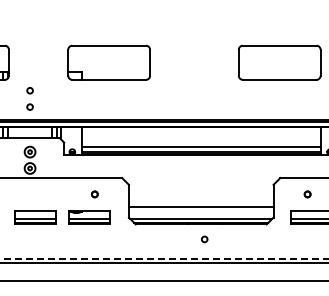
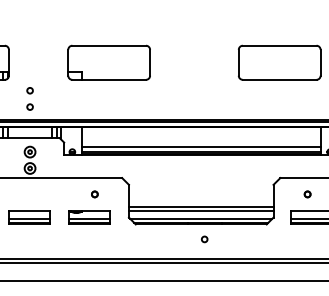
line: none -> present (200, 210)
part position: (35, 217) -> (29, 217) (29, 217)
line: dashed -> solid (164, 258)
